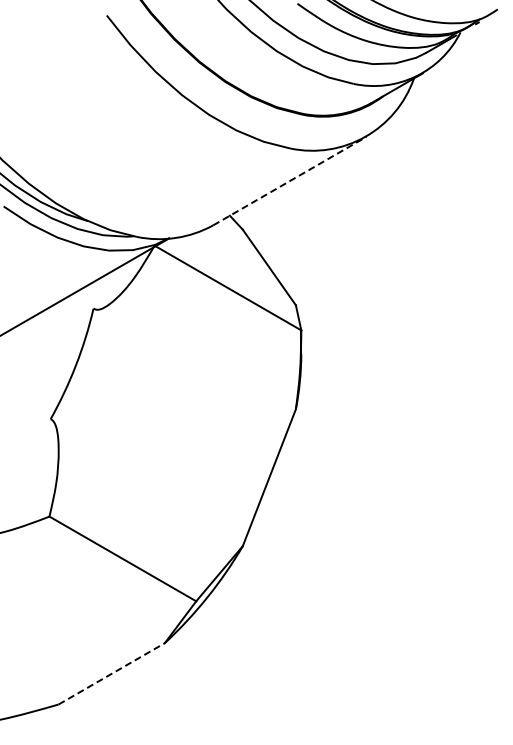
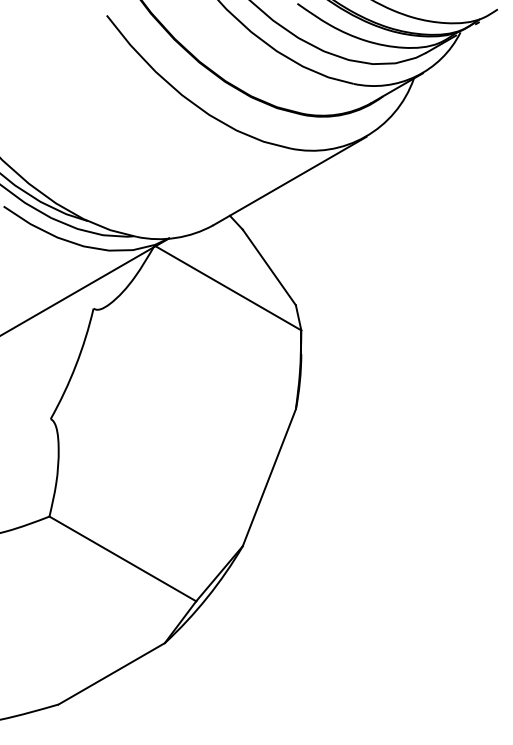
line: dashed -> solid (290, 180)
line: dashed -> solid (112, 673)
